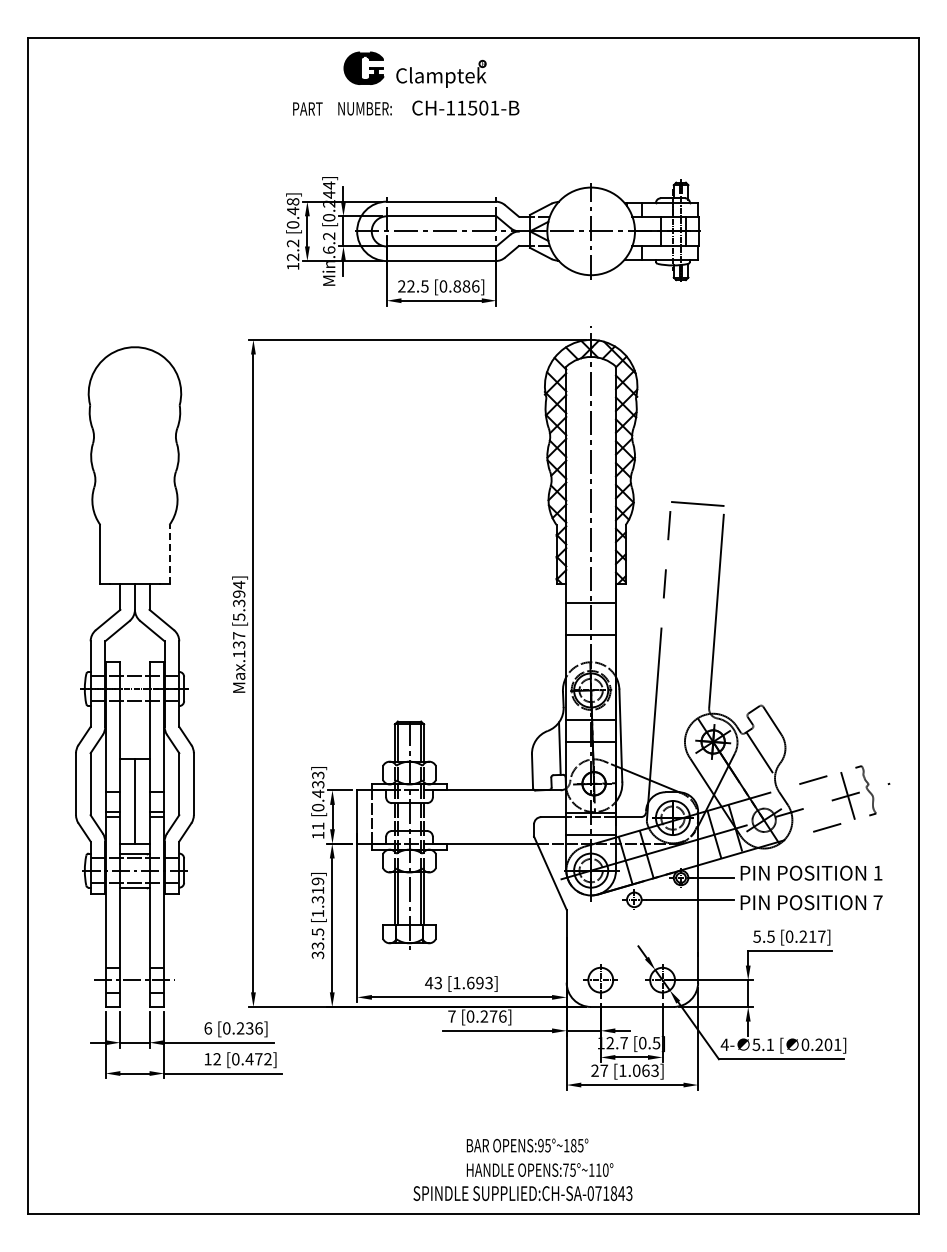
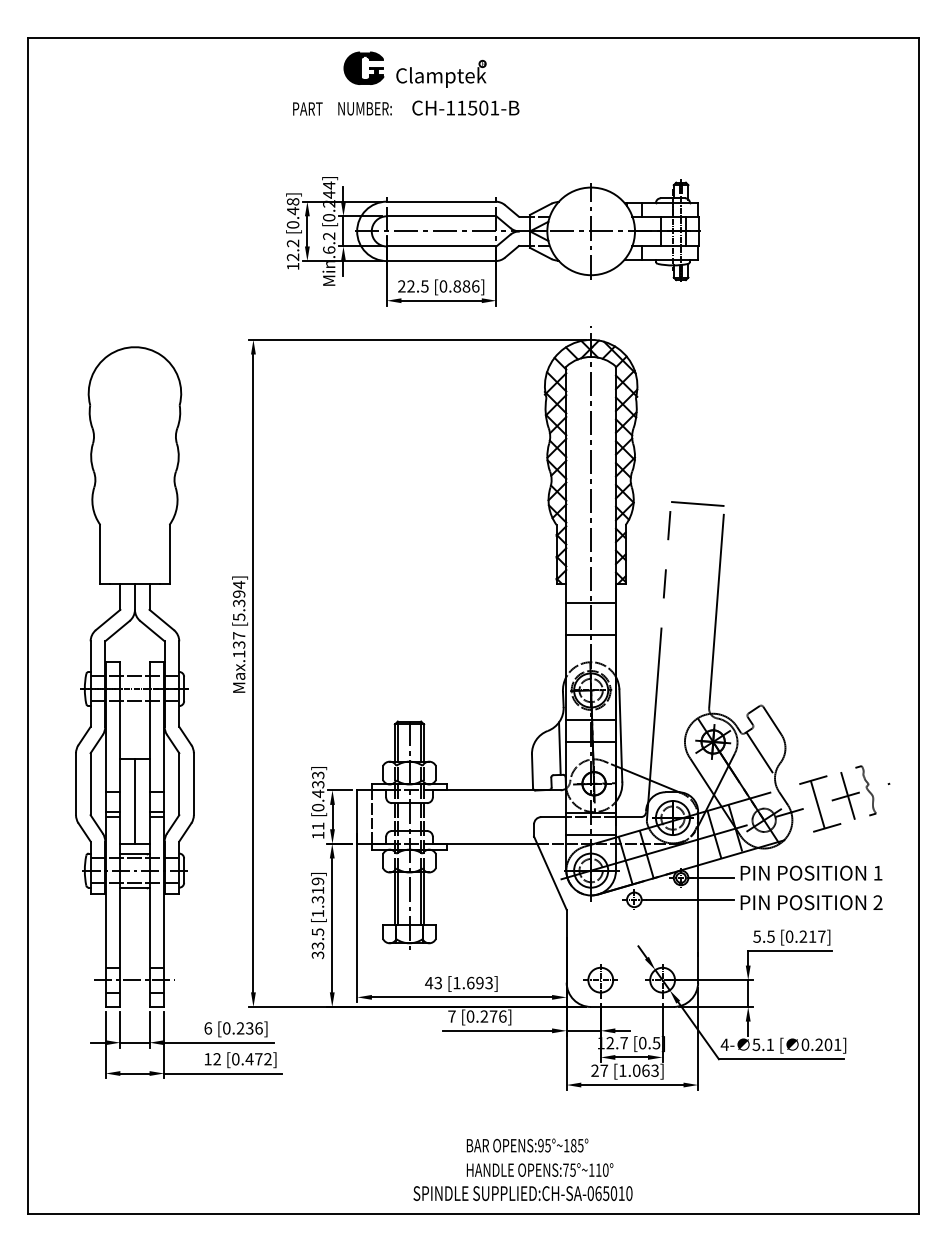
line: dashed -> solid (169, 553)
line: none -> present (817, 804)
text: 7 -> 2 (877, 902)
text: SUPPLIED:CH-SA-071843 -> SUPPLIED:CH-SA-065010 (613, 1193)
